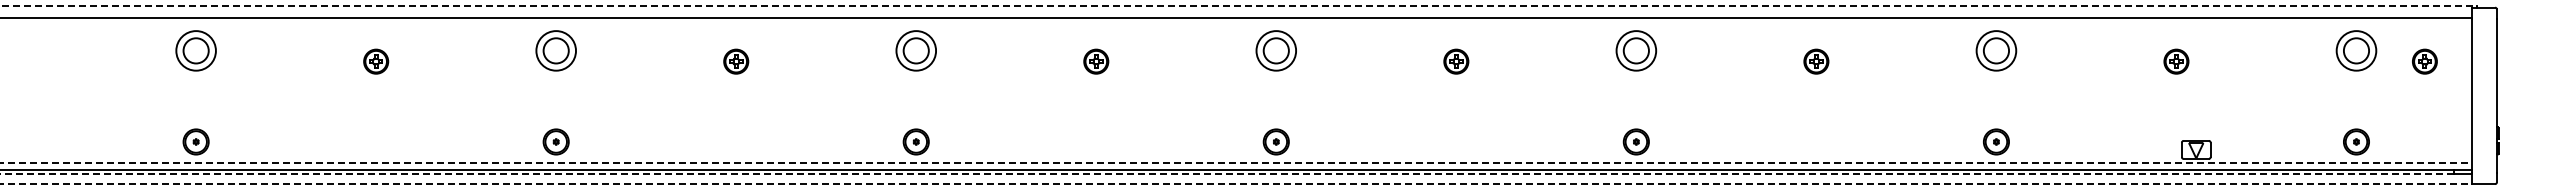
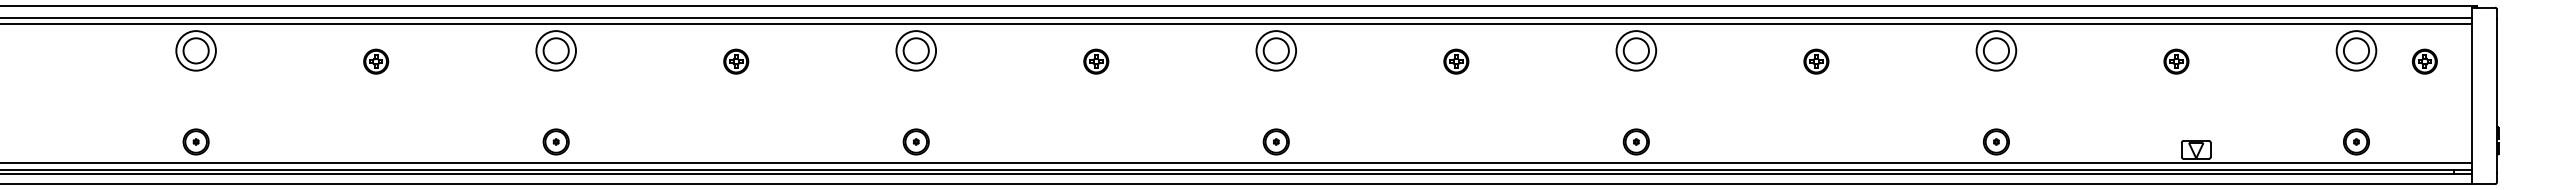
line: dashed -> solid (1239, 5)
line: none -> present (1236, 23)
line: dashed -> solid (1235, 162)
line: dashed -> solid (1227, 174)
line: dashed -> solid (1235, 184)
